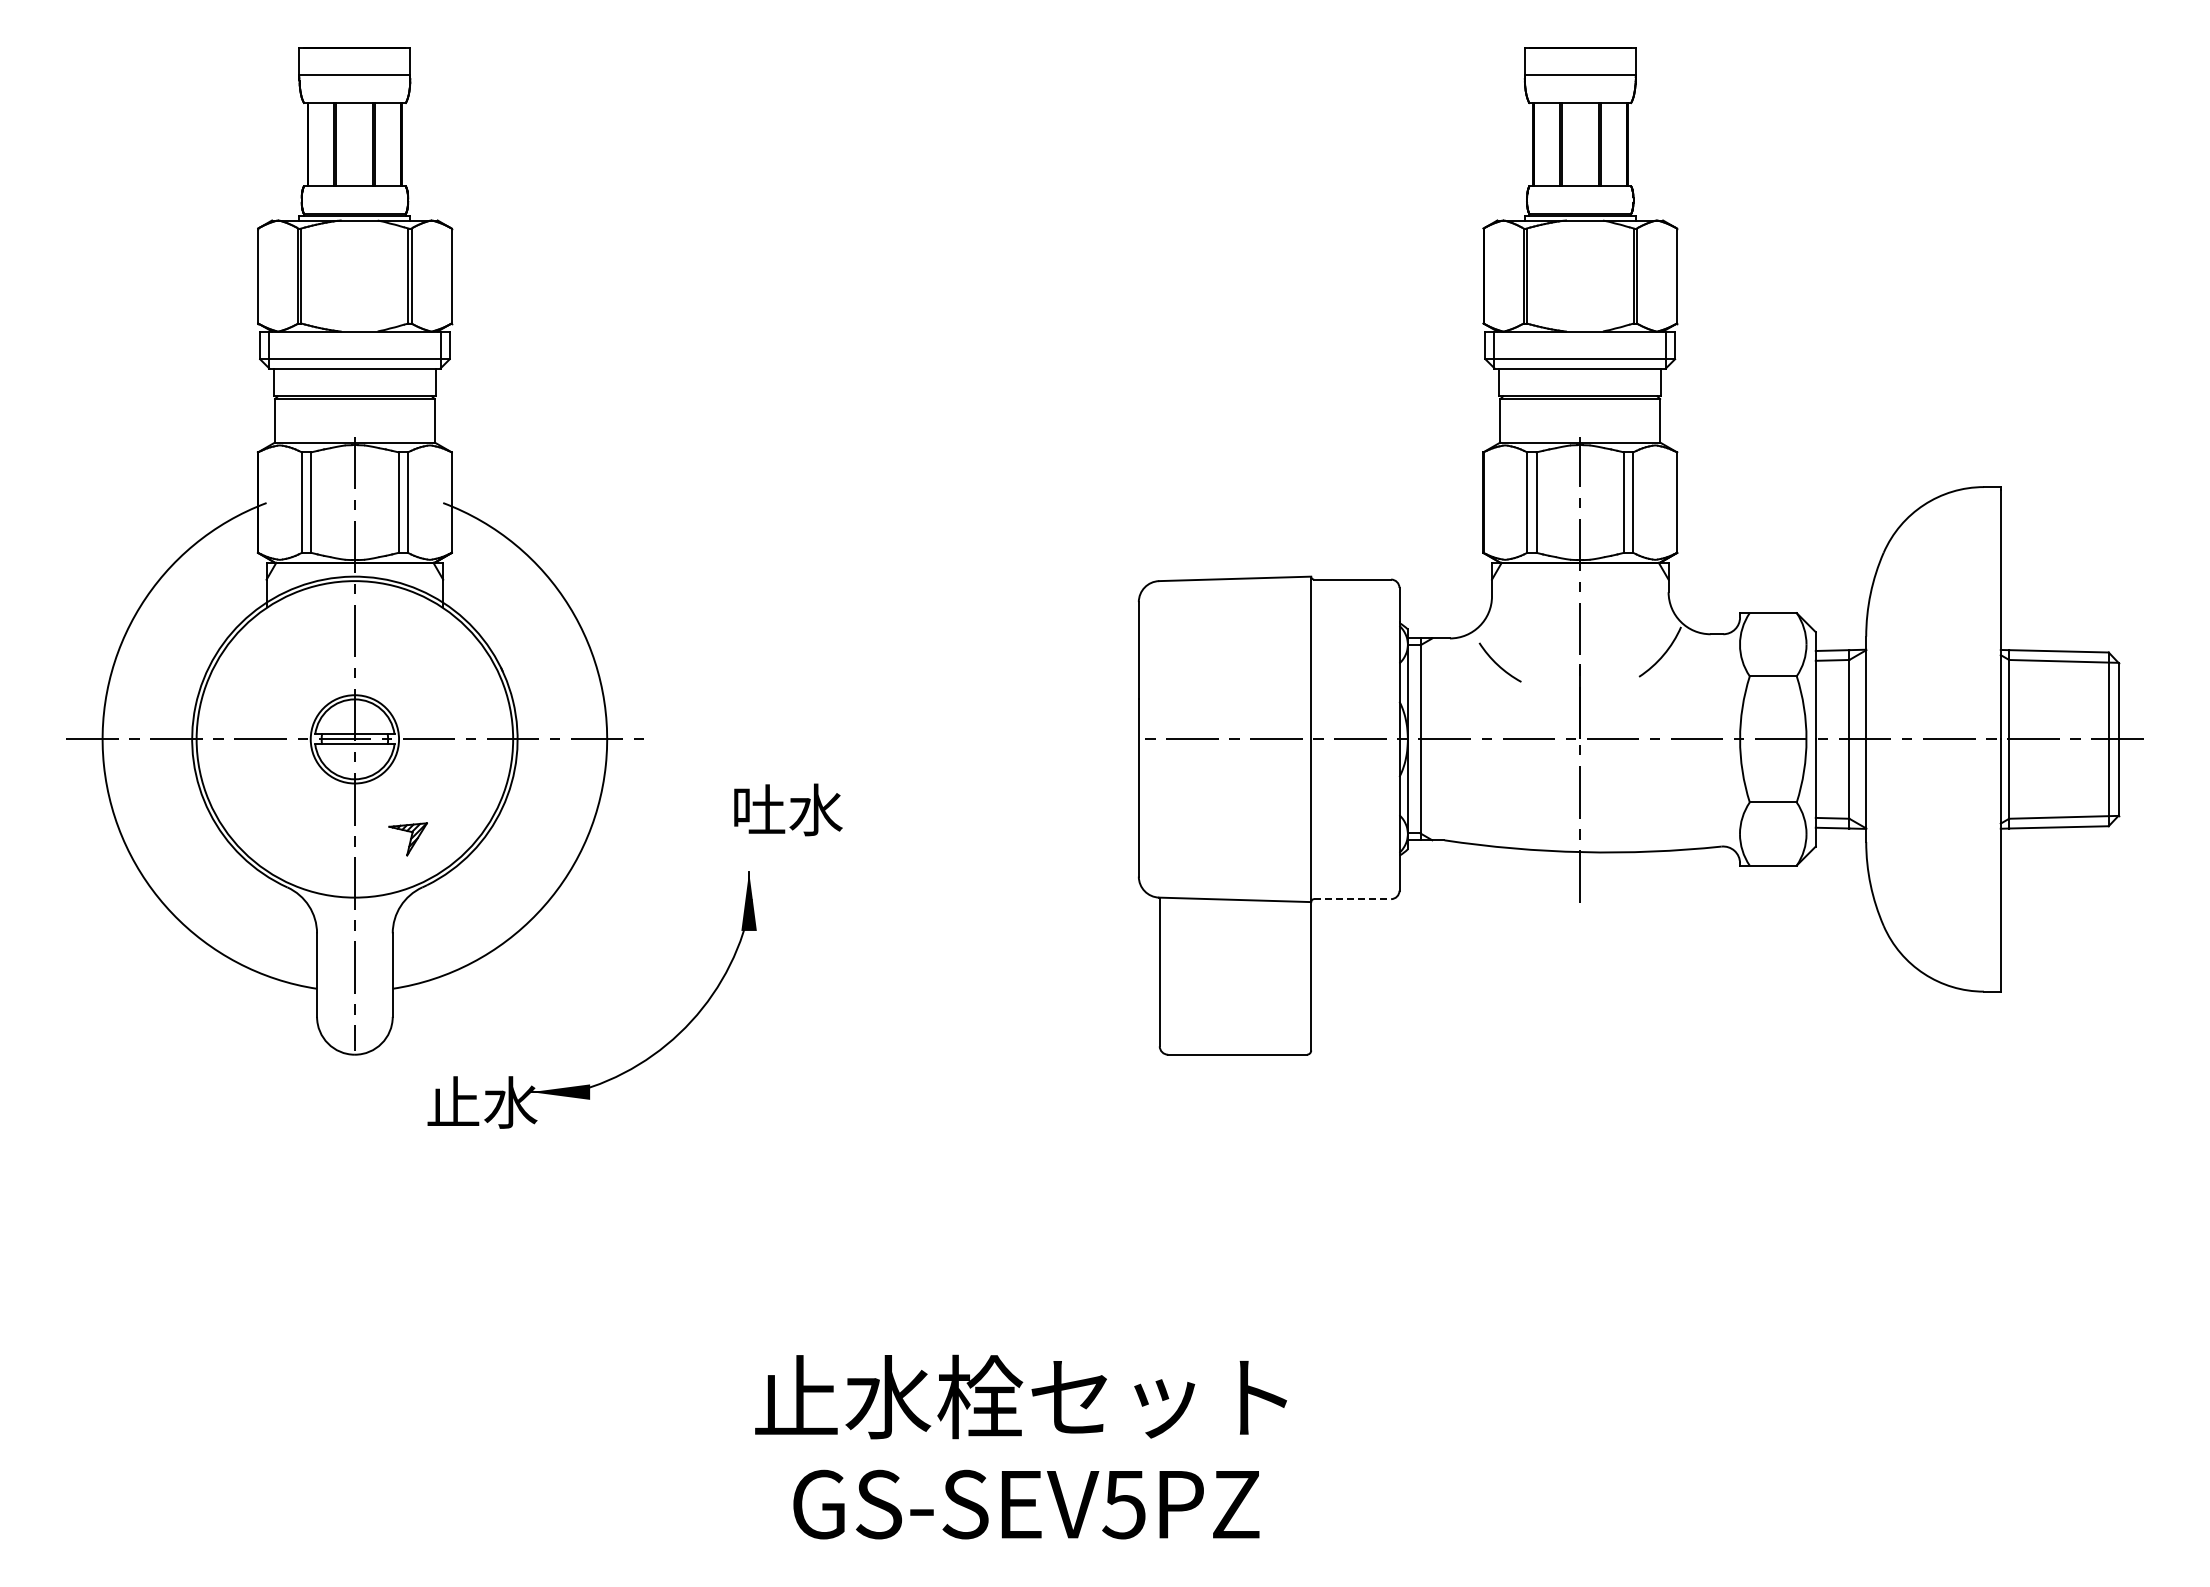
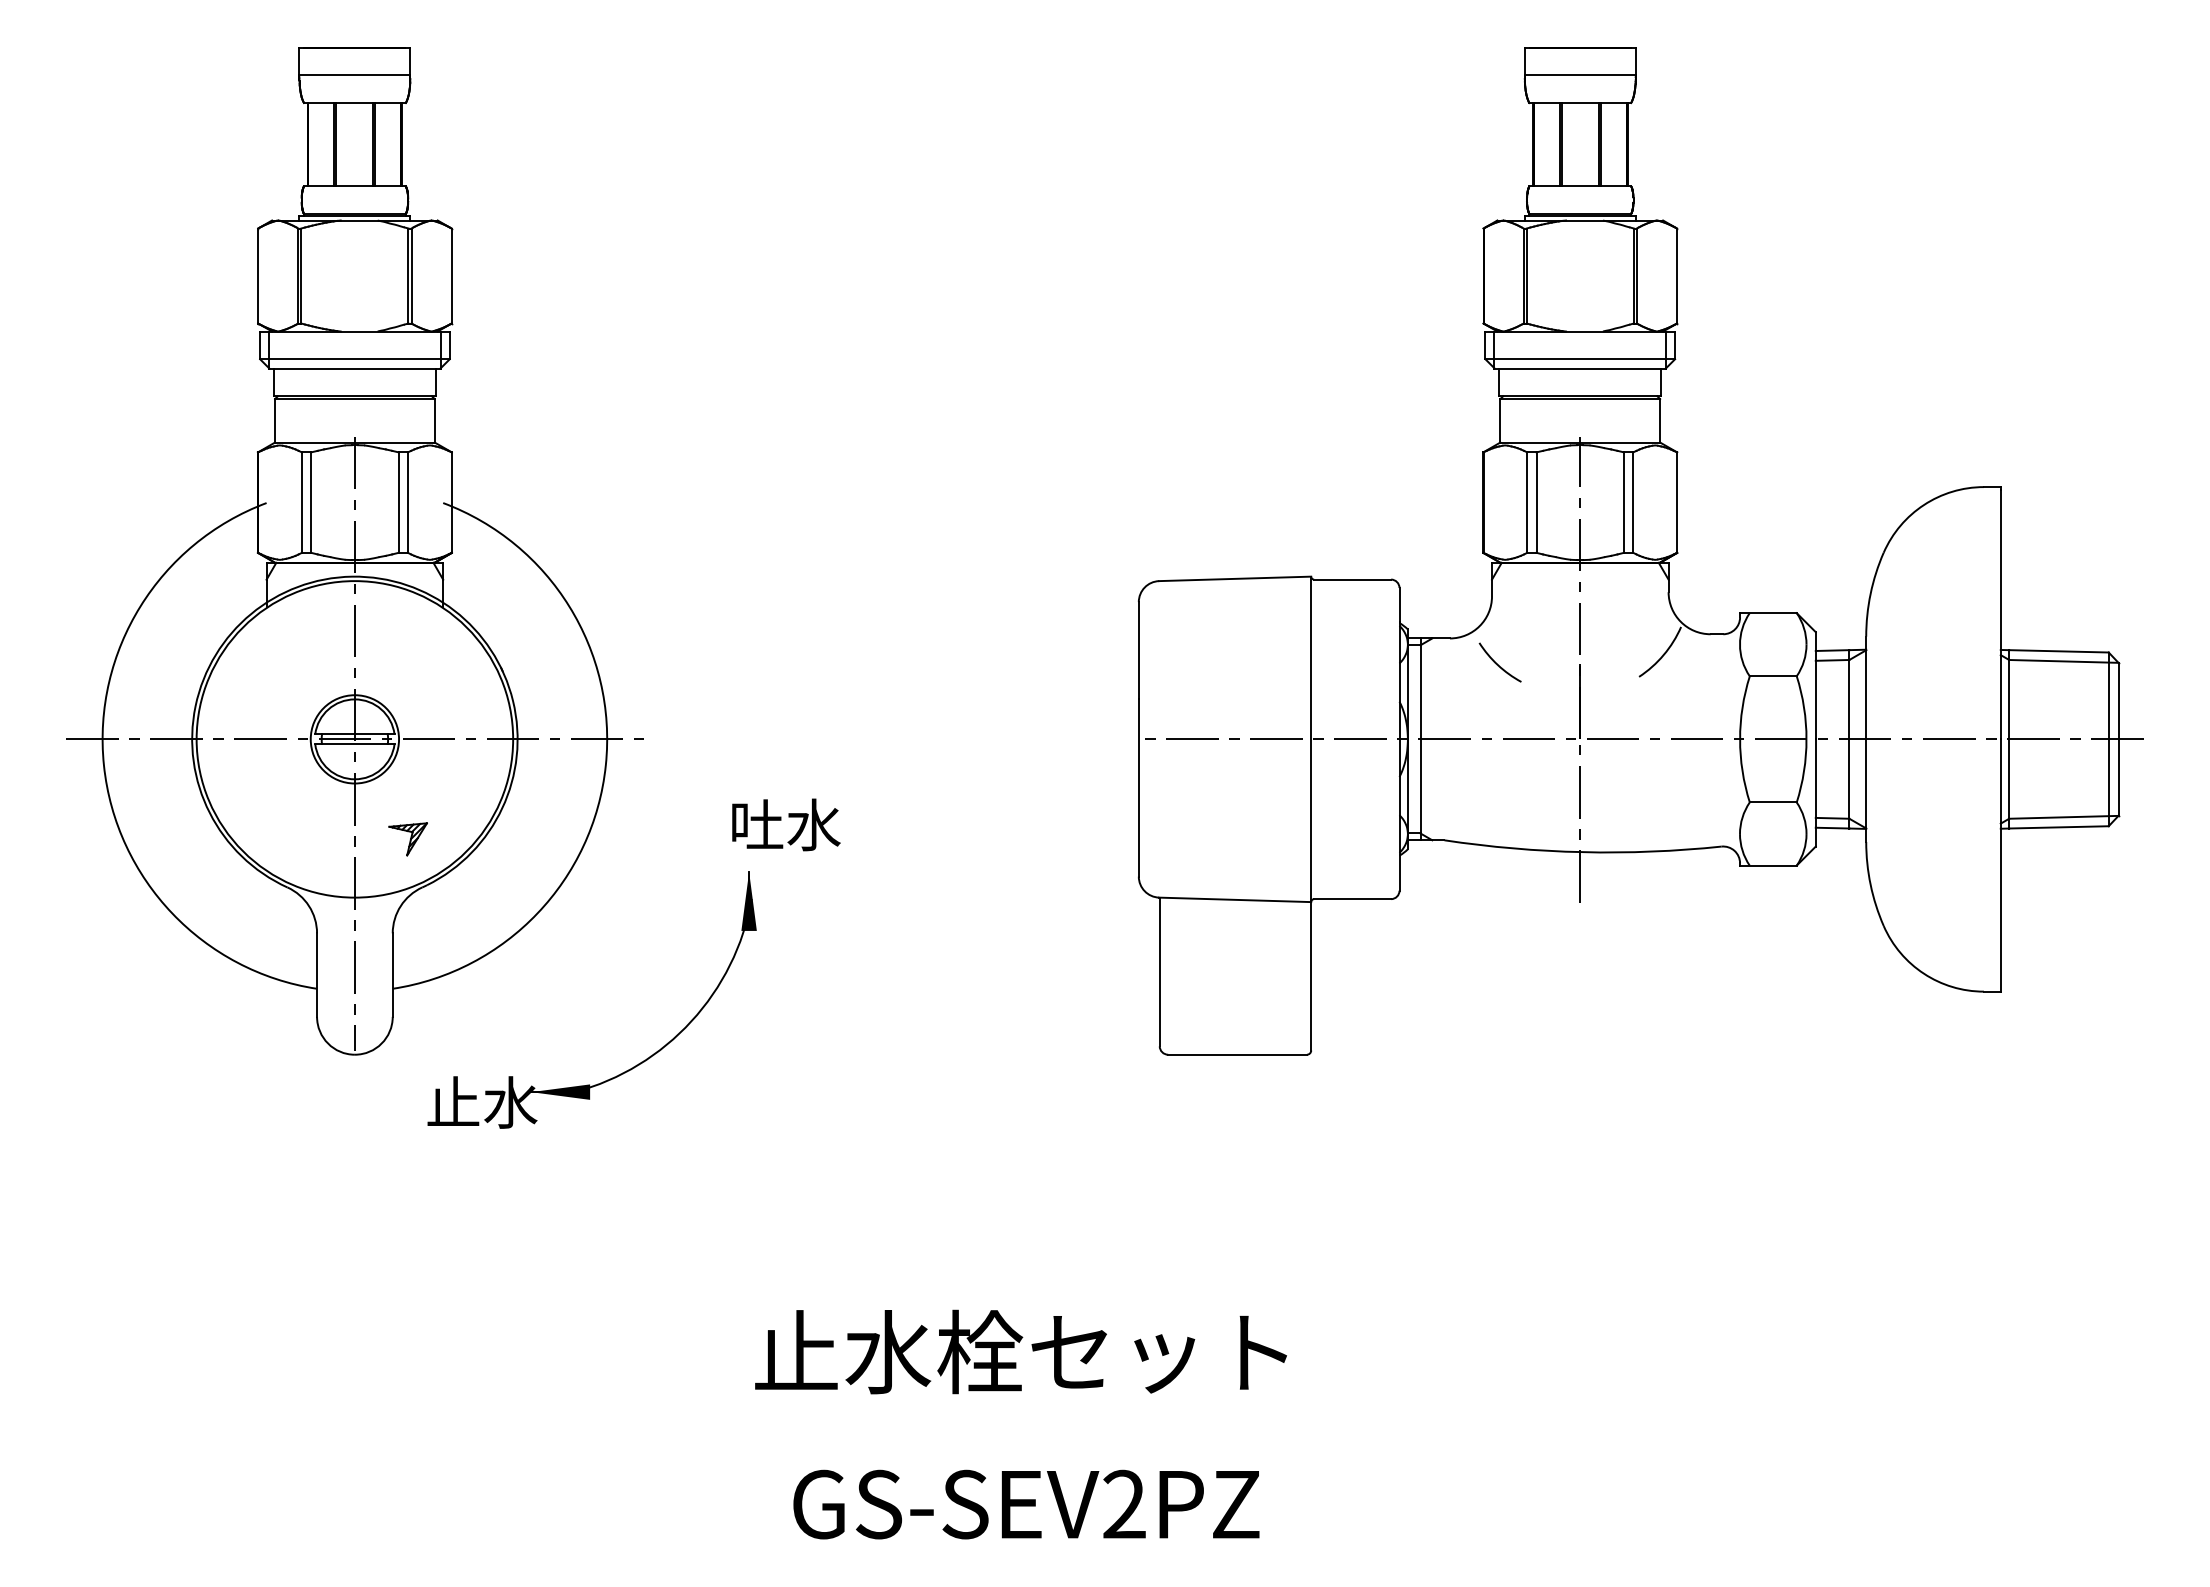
text position: (788, 809) -> (786, 824) (786, 824)
line: dashed -> solid (1353, 899)
text position: (1020, 1396) -> (1020, 1351) (1020, 1351)
text: GS-SEV5PZ -> GS-SEV2PZ (1123, 1504)
